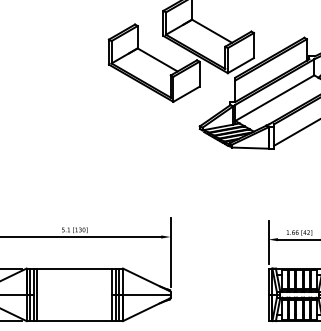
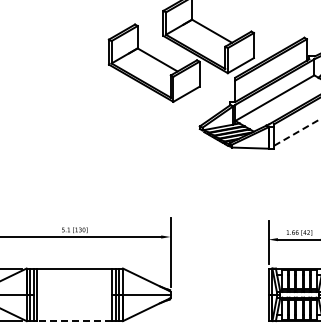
line: solid -> dashed (297, 132)
line: solid -> dashed (74, 321)
